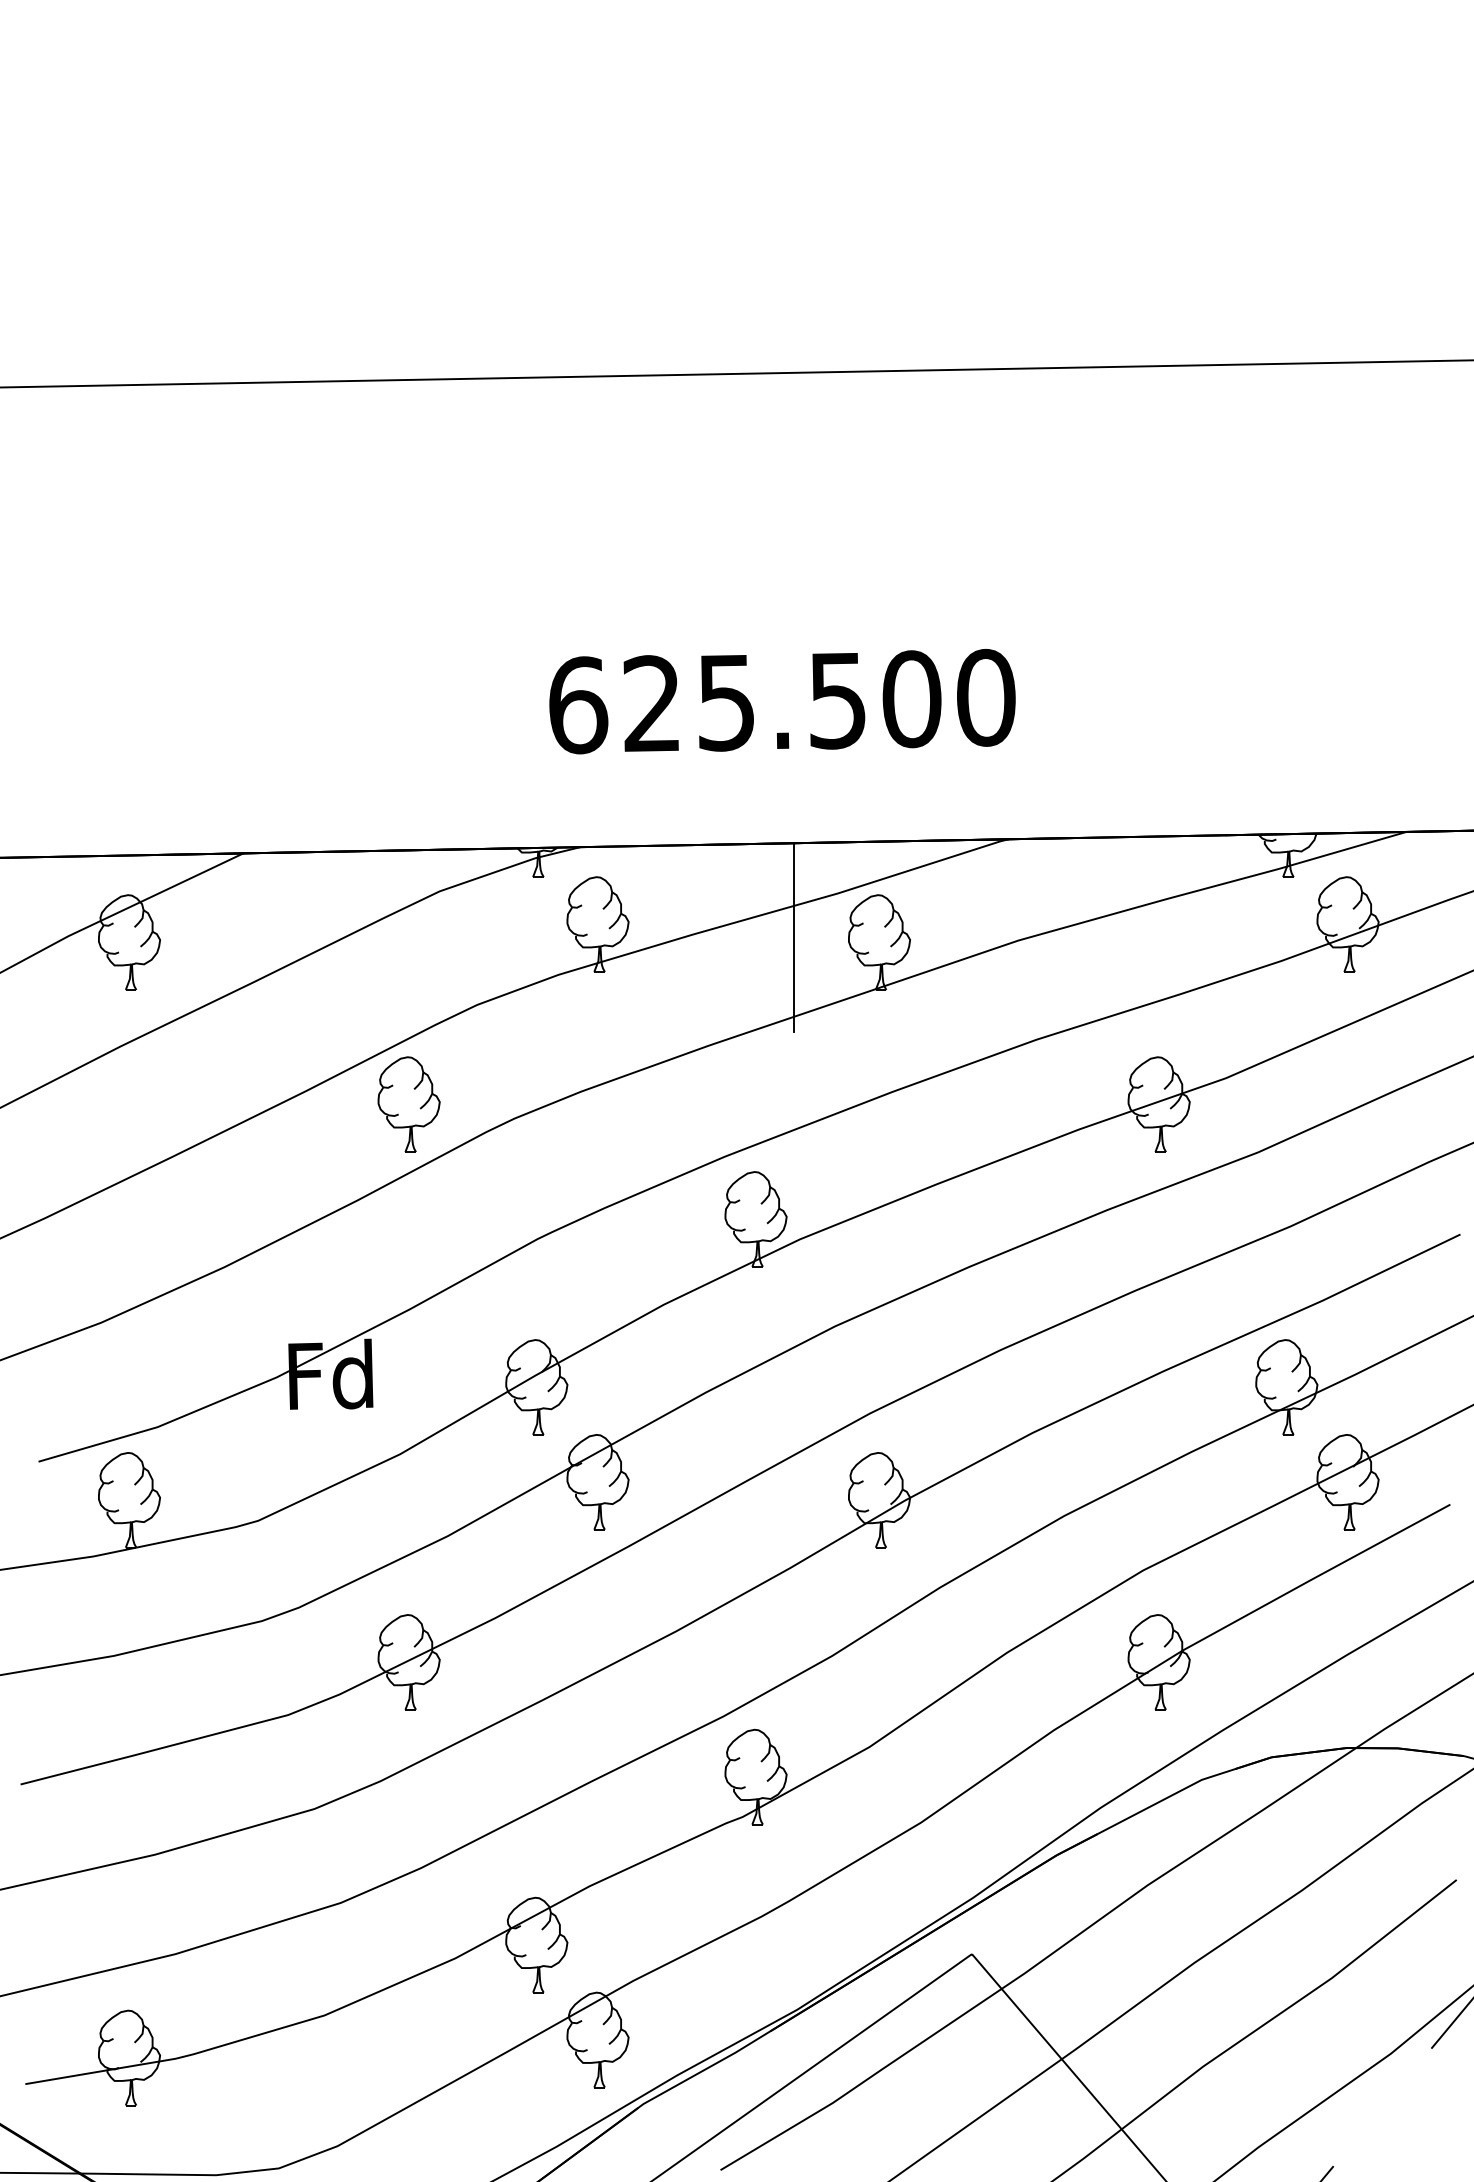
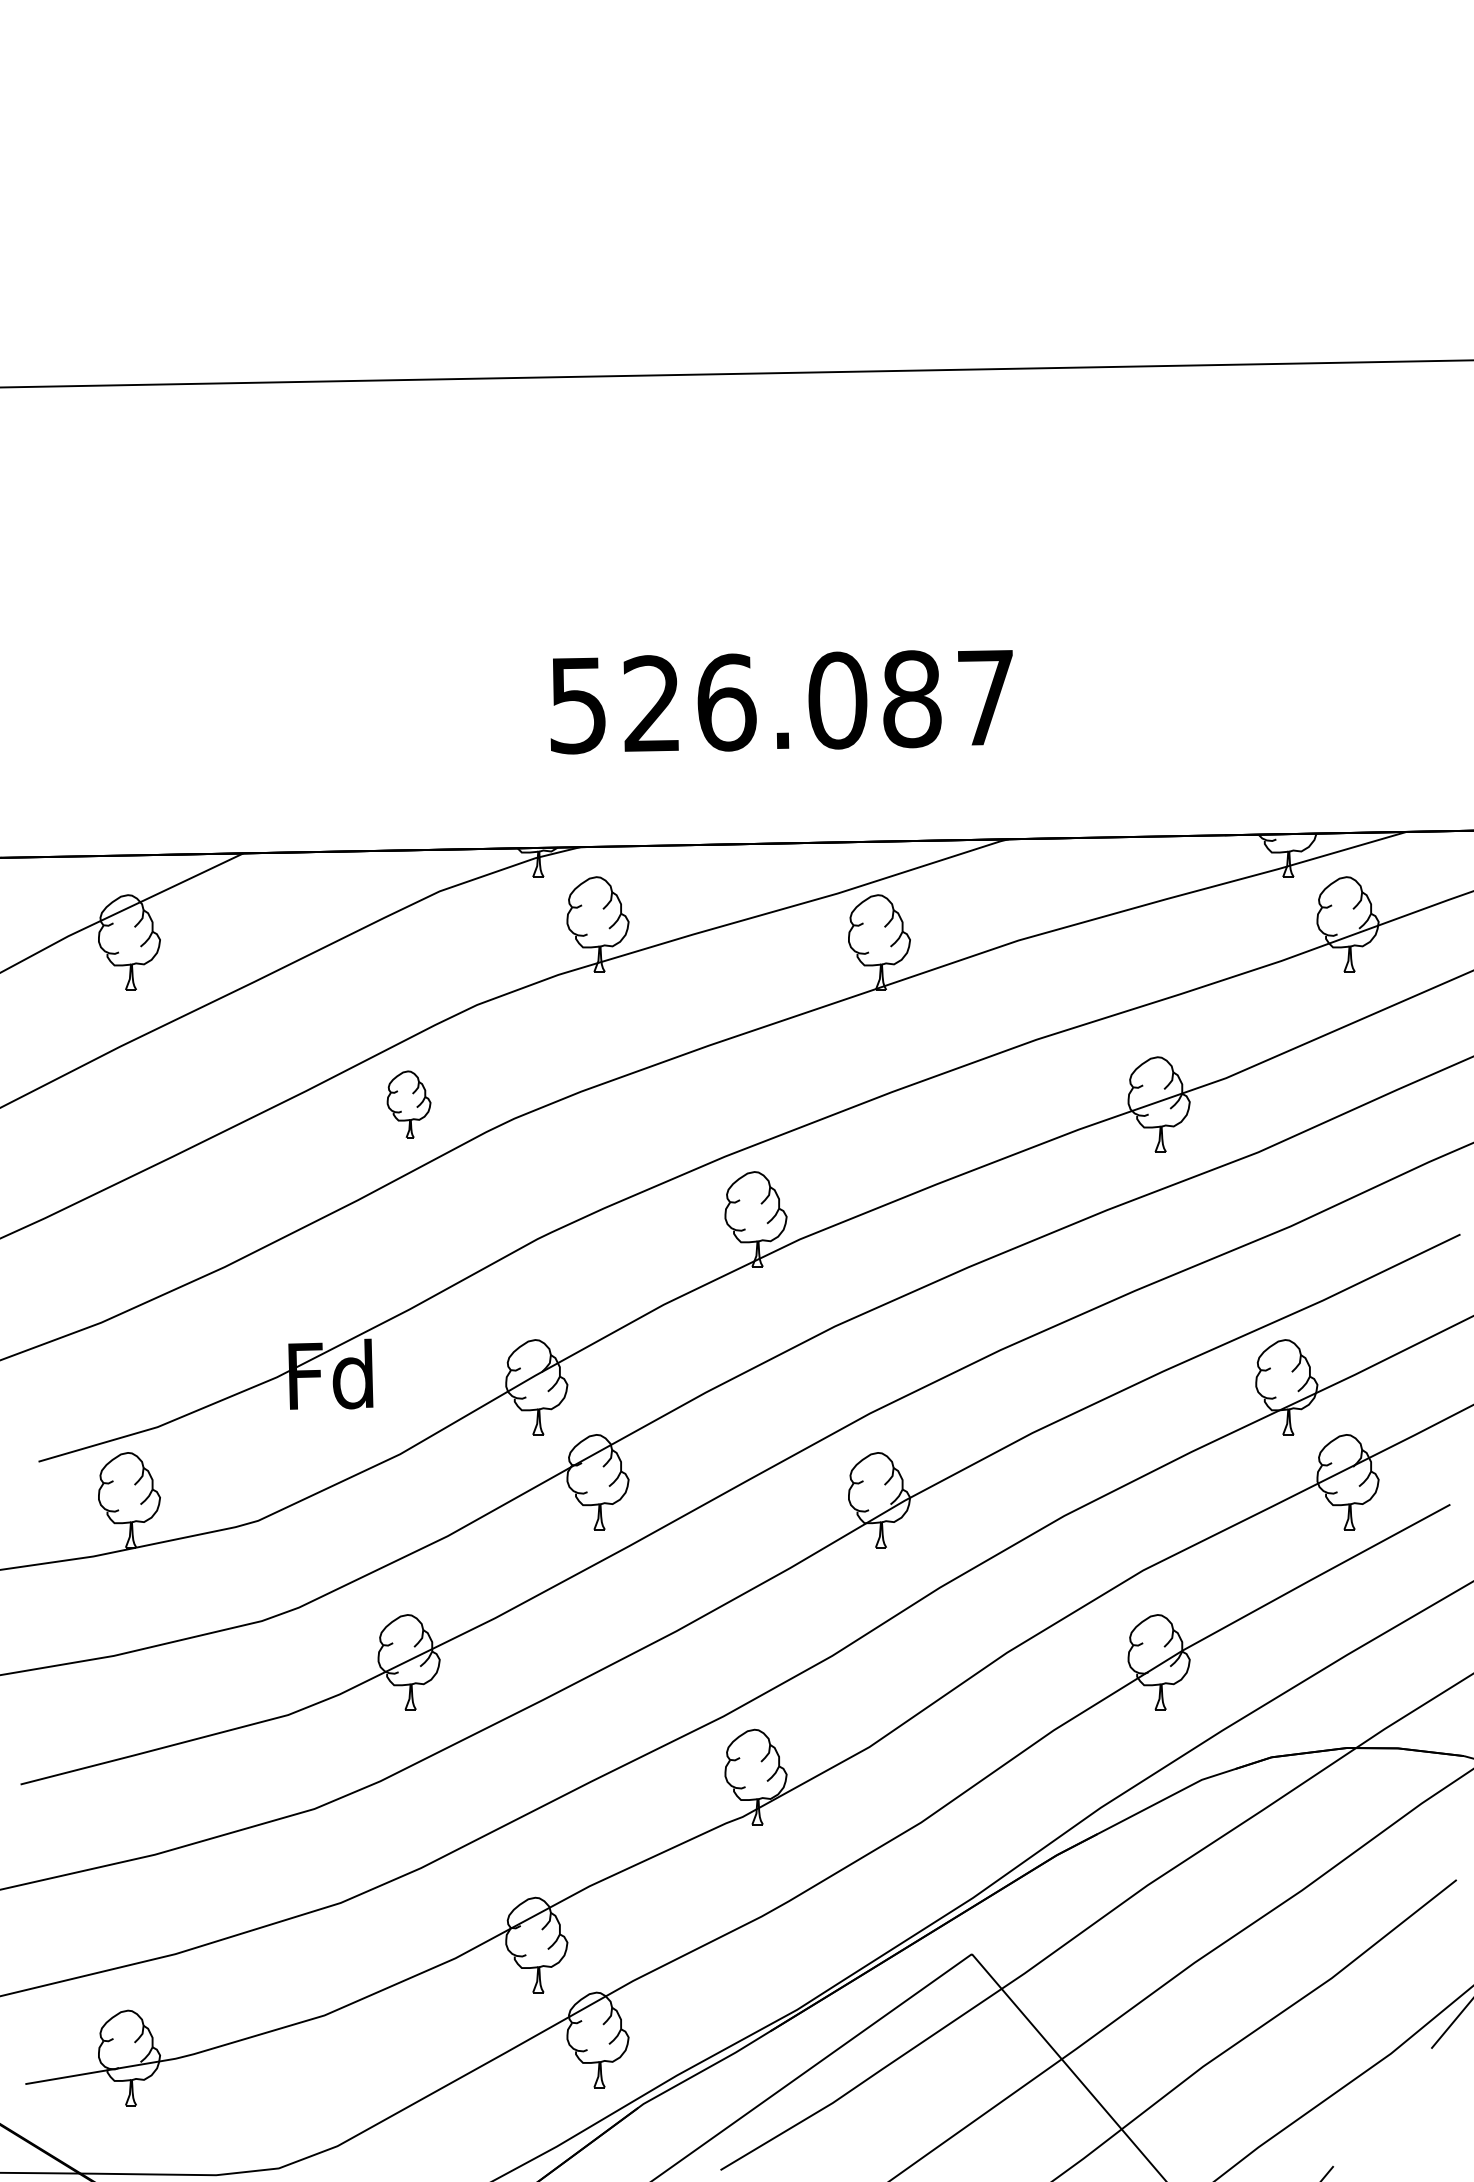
text: 625.500 -> 526.087 (782, 701)
line: present -> none (793, 937)
part size: 64x97 px -> 46x69 px (408, 1104)
